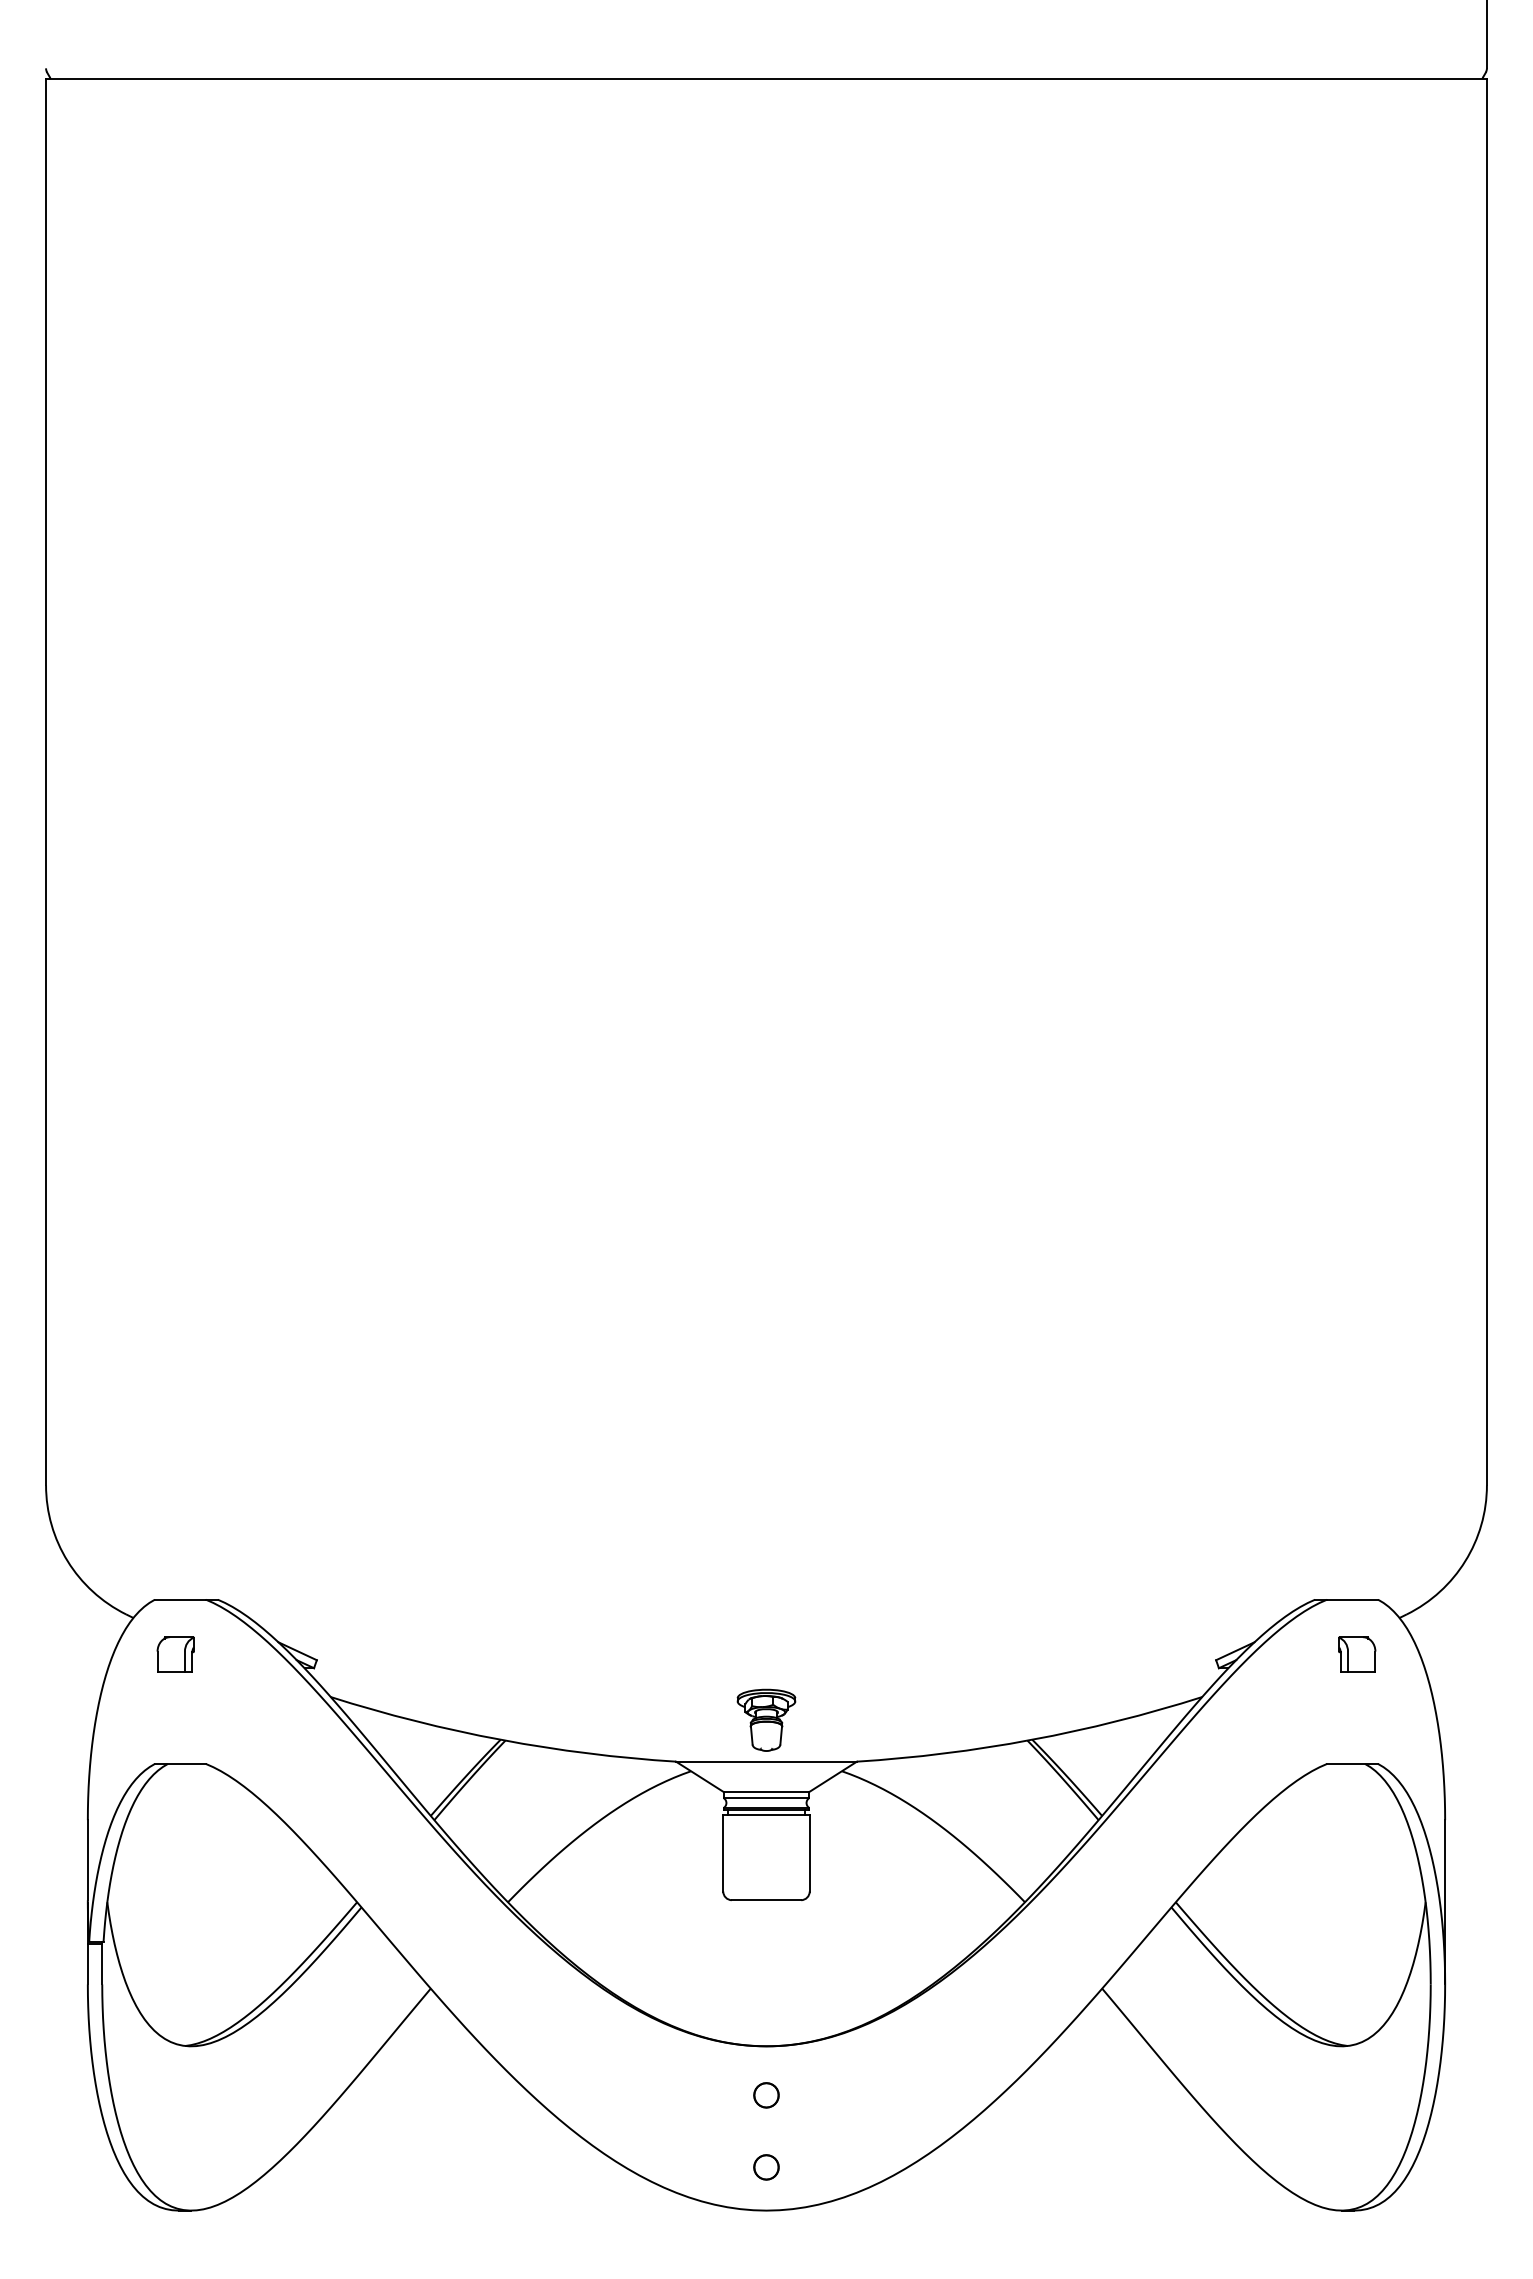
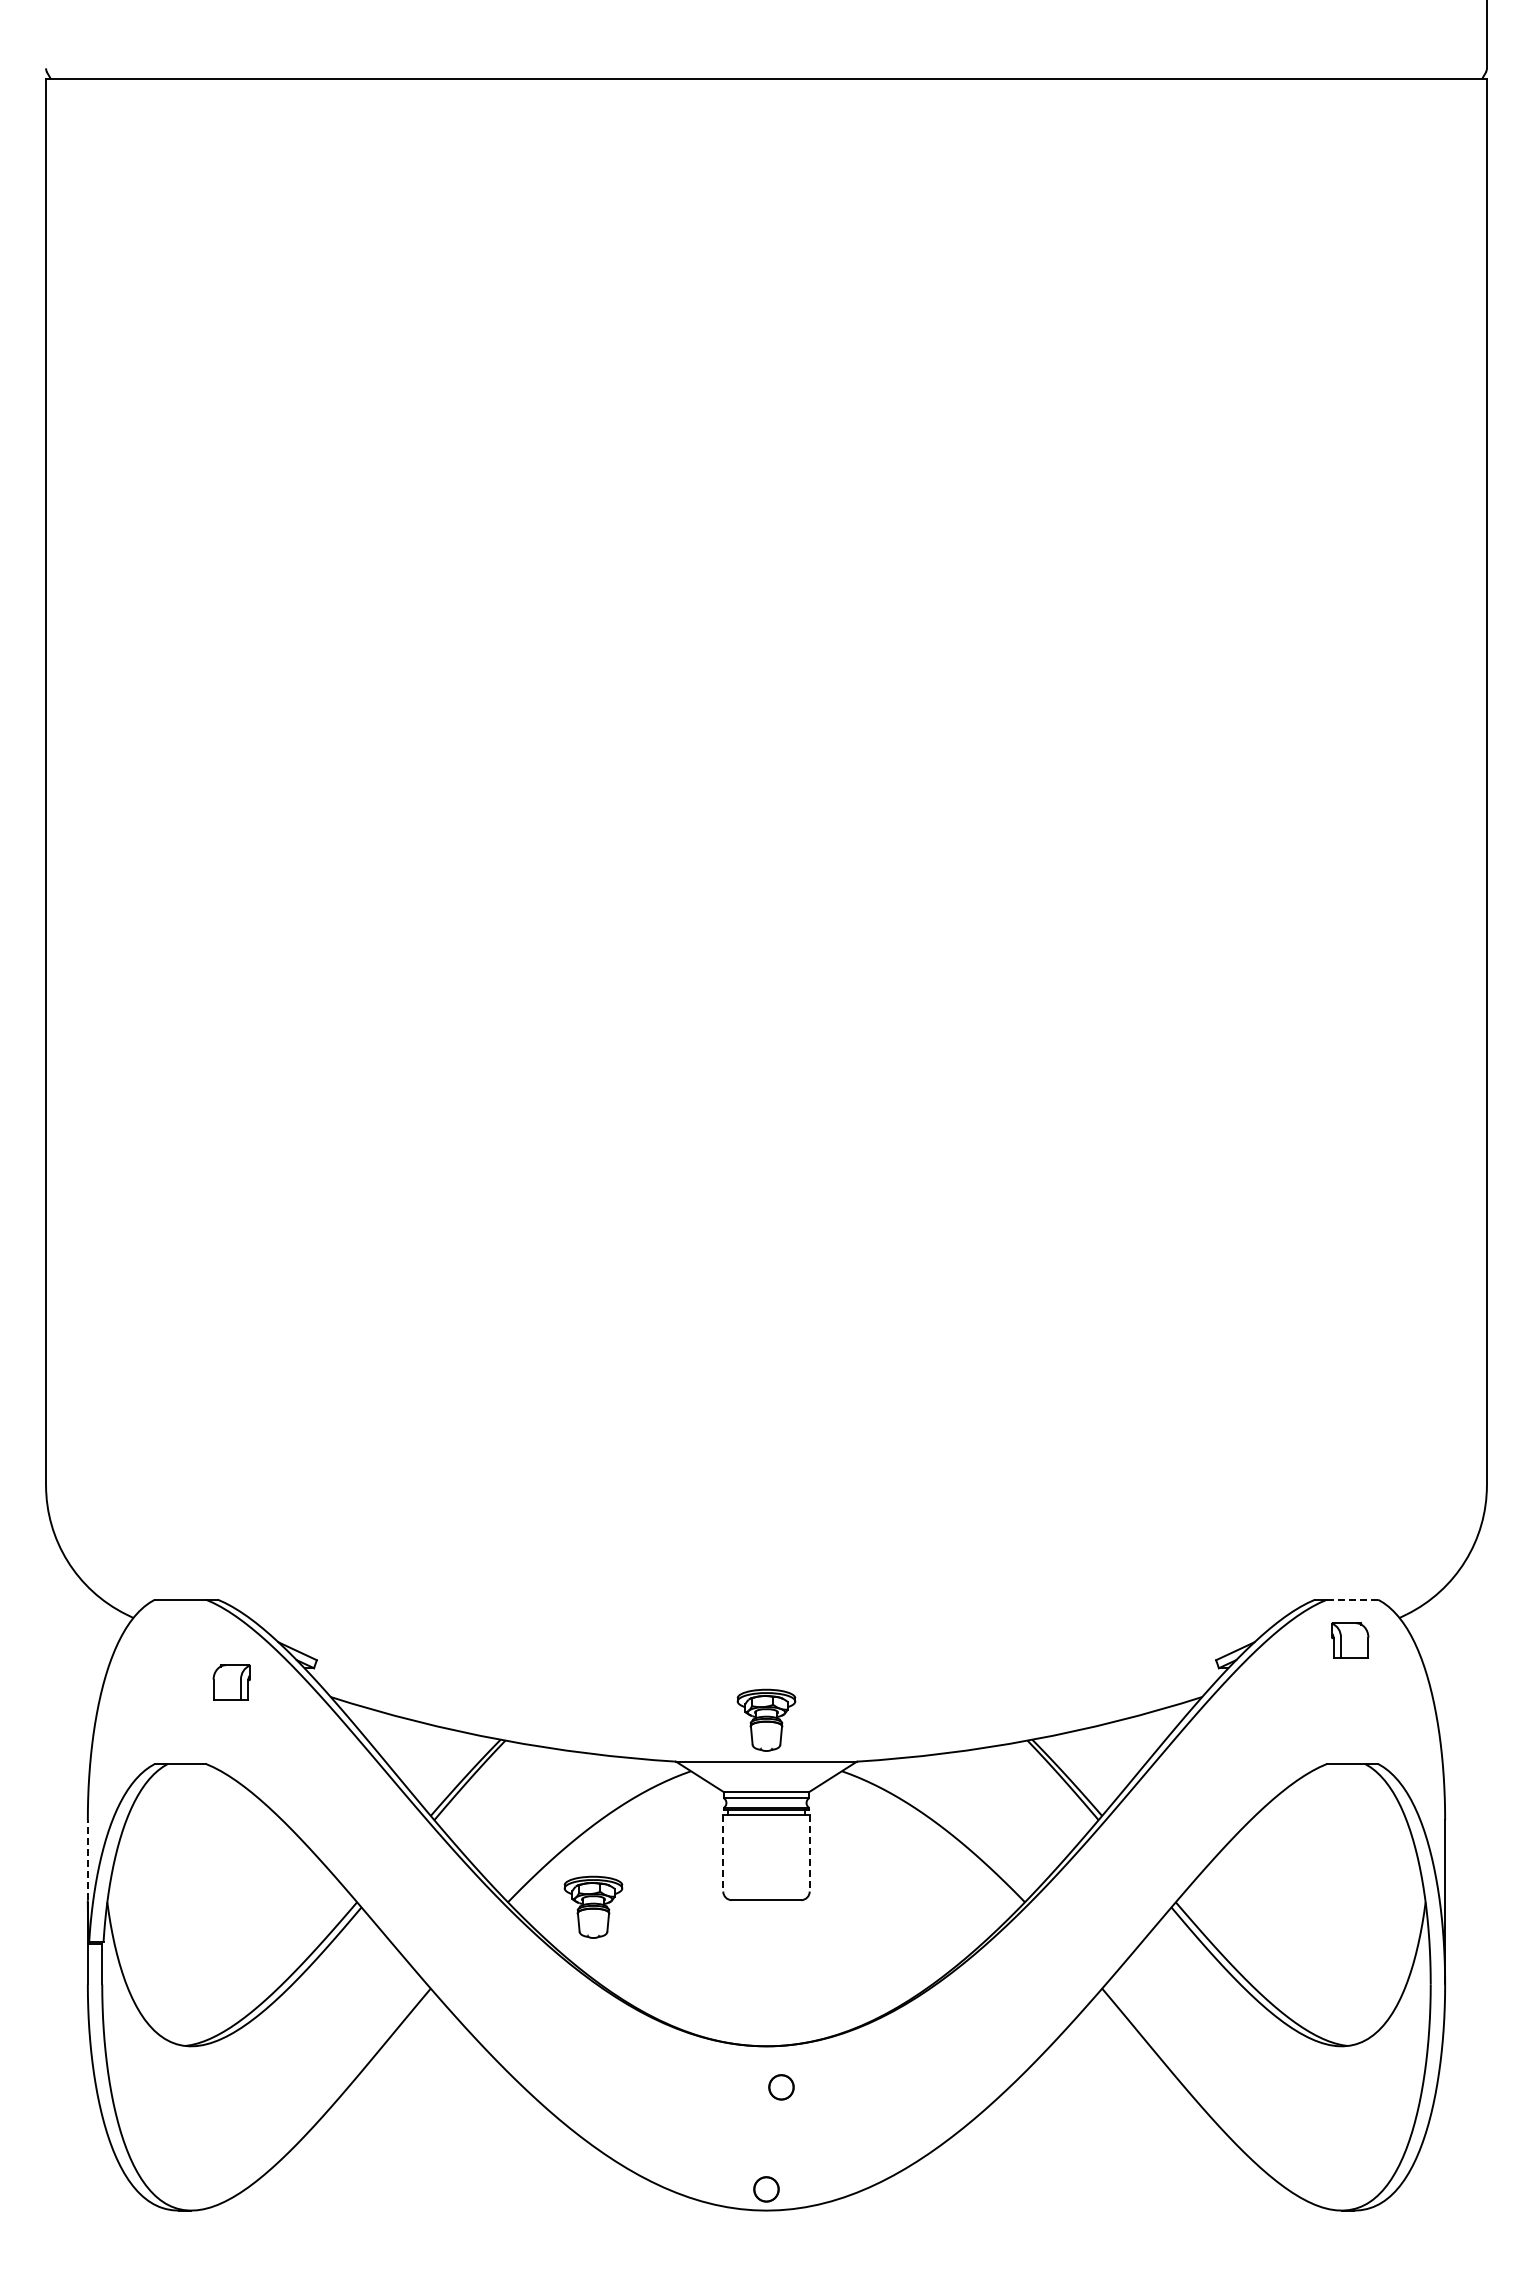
line: solid -> dashed (1352, 1599)
part position: (175, 1654) -> (231, 1682) (231, 1682)
part position: (1357, 1654) -> (1350, 1640) (1350, 1640)
line: solid -> dashed (723, 1853)
line: solid -> dashed (809, 1853)
line: solid -> dashed (87, 1859)
part: none -> present (593, 1906)
part position: (766, 2095) -> (781, 2087) (781, 2087)
part position: (766, 2167) -> (766, 2189) (766, 2189)
